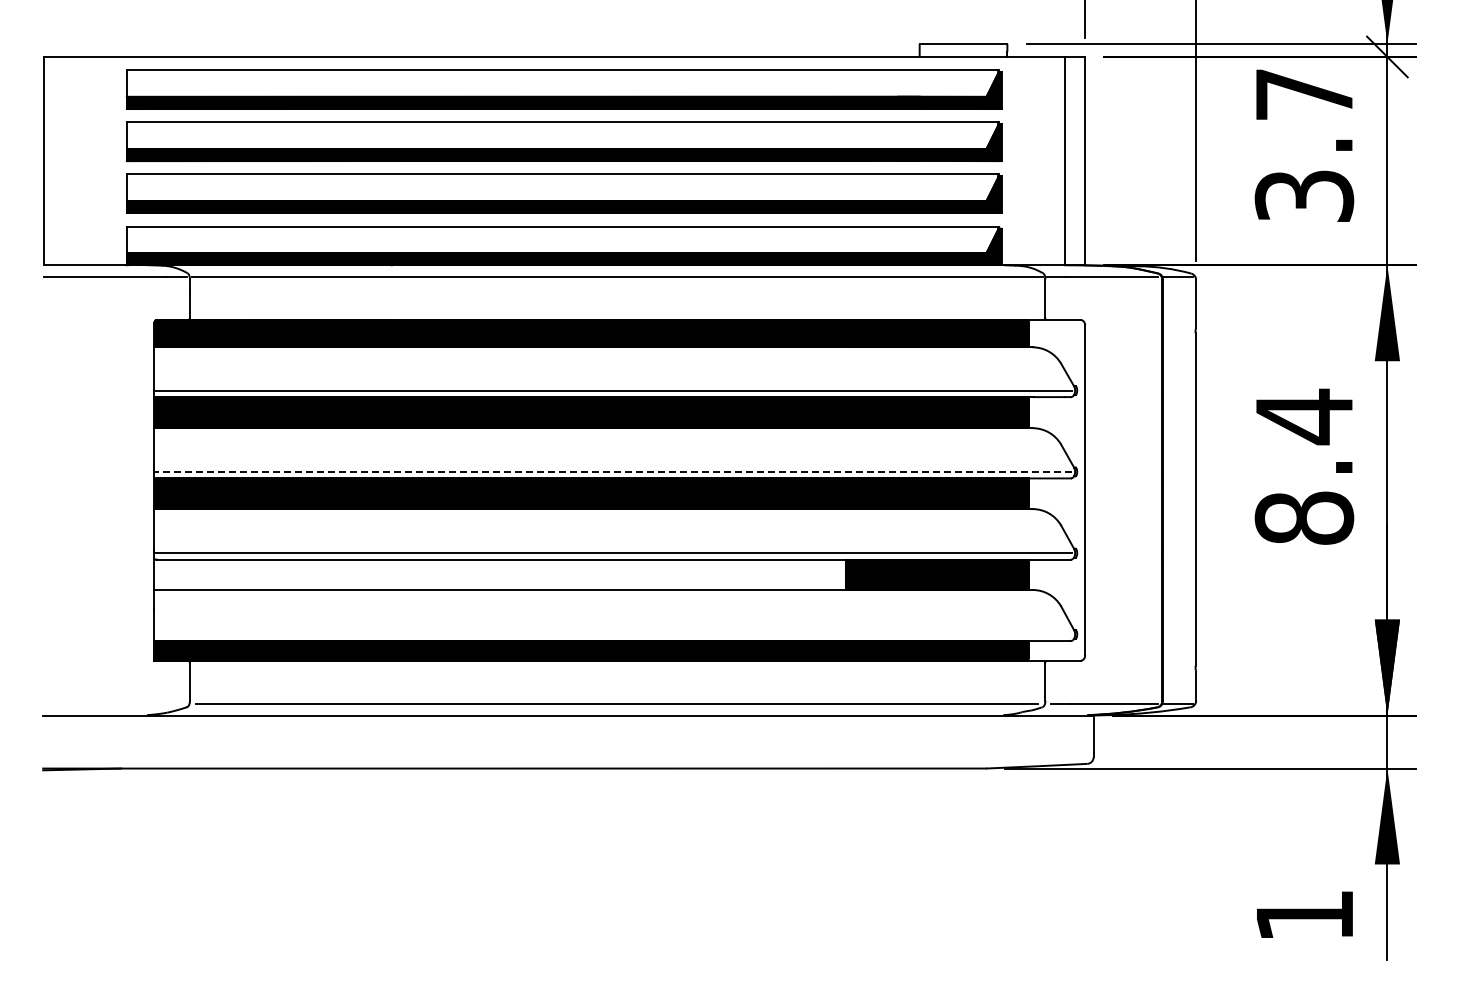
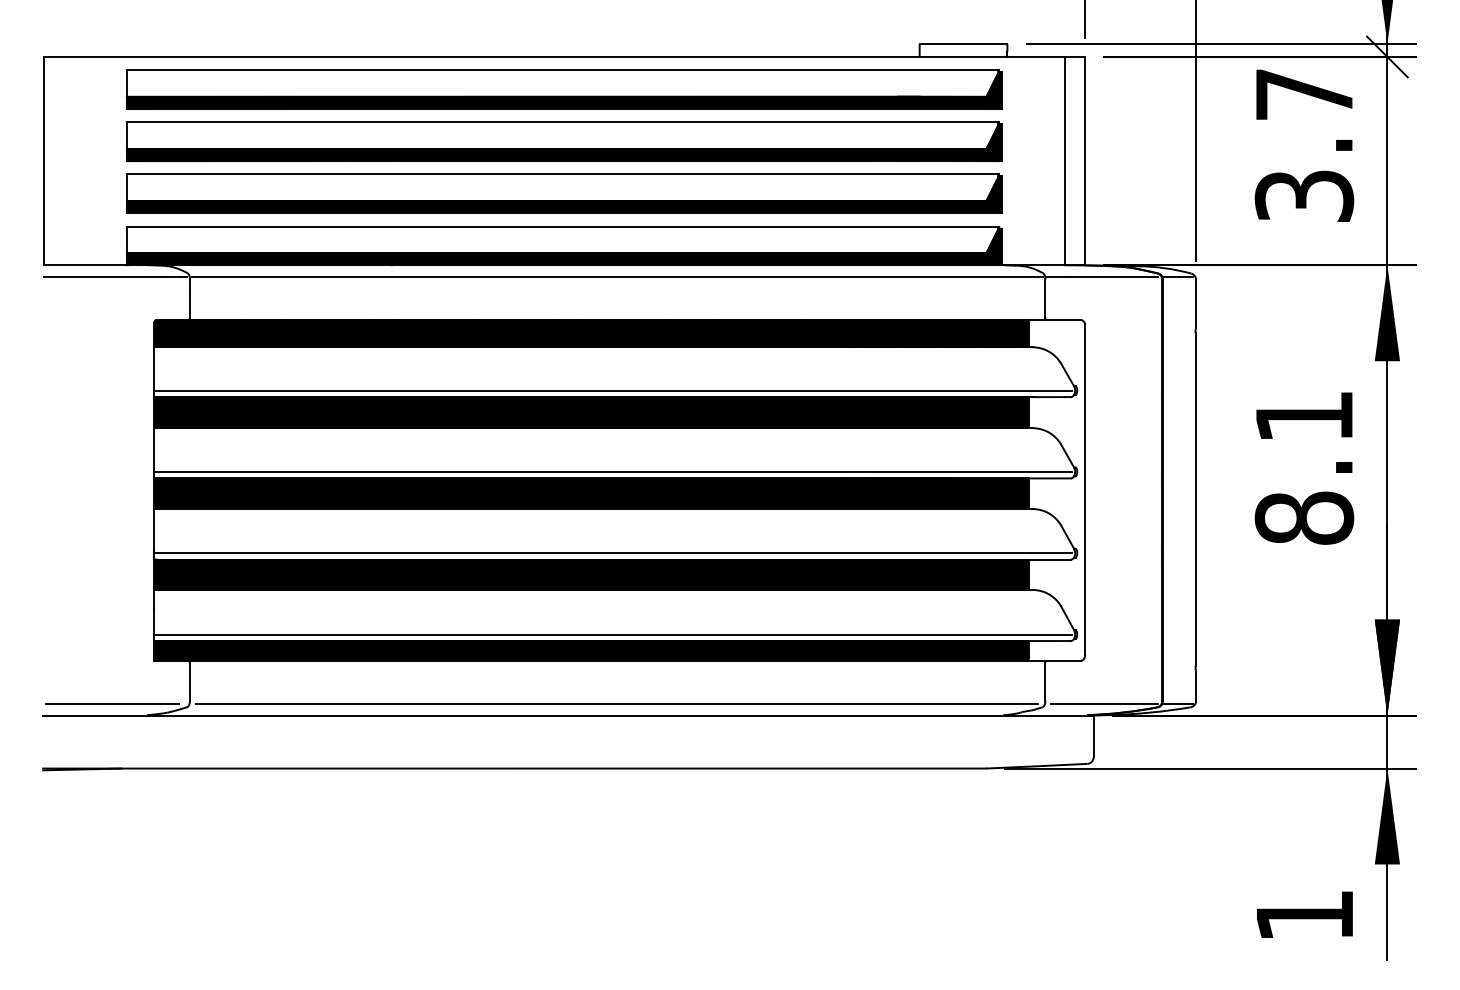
text: 8.4 -> 8.1 (1304, 416)
line: dashed -> solid (613, 471)
hatch: none -> present (499, 574)
line: none -> present (613, 634)
line: none -> present (112, 704)
